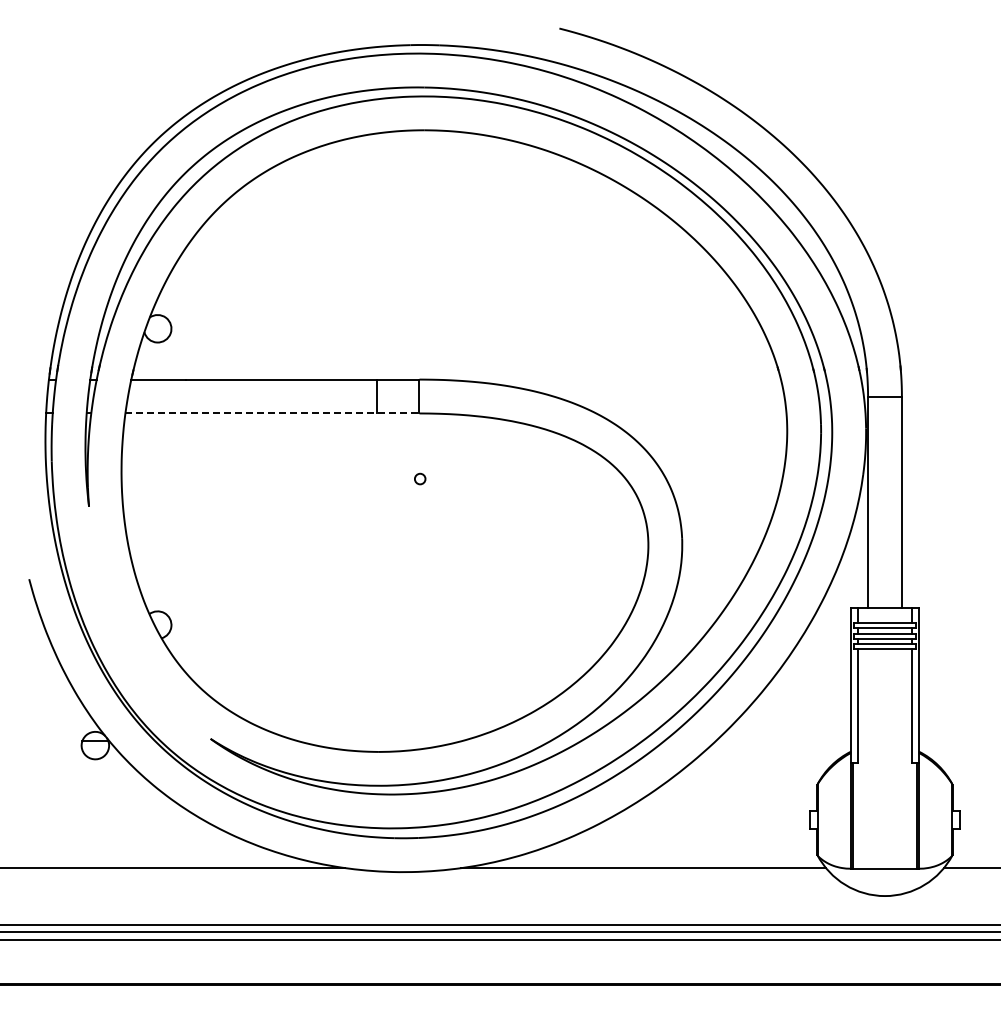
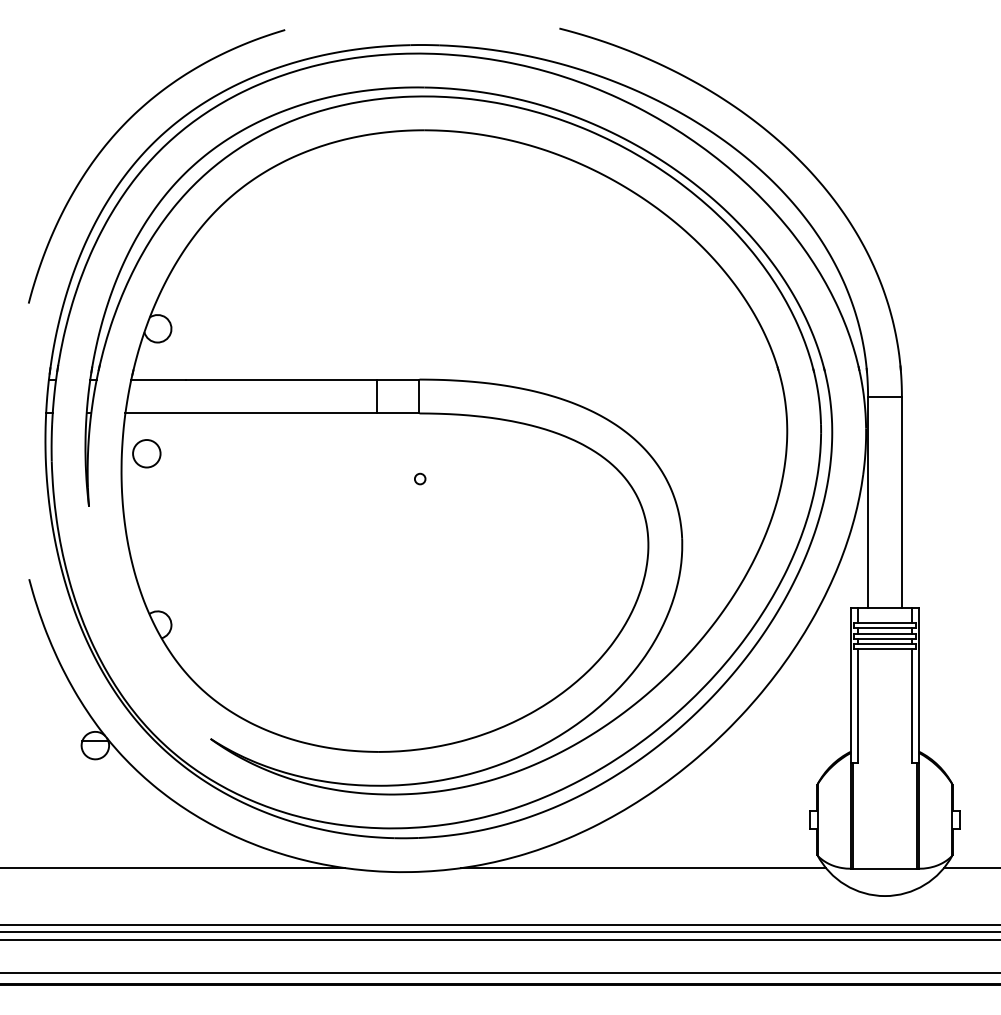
curve: none -> present (118, 132)
line: dashed -> solid (272, 413)
circle: none -> present (146, 453)
line: none -> present (499, 972)
